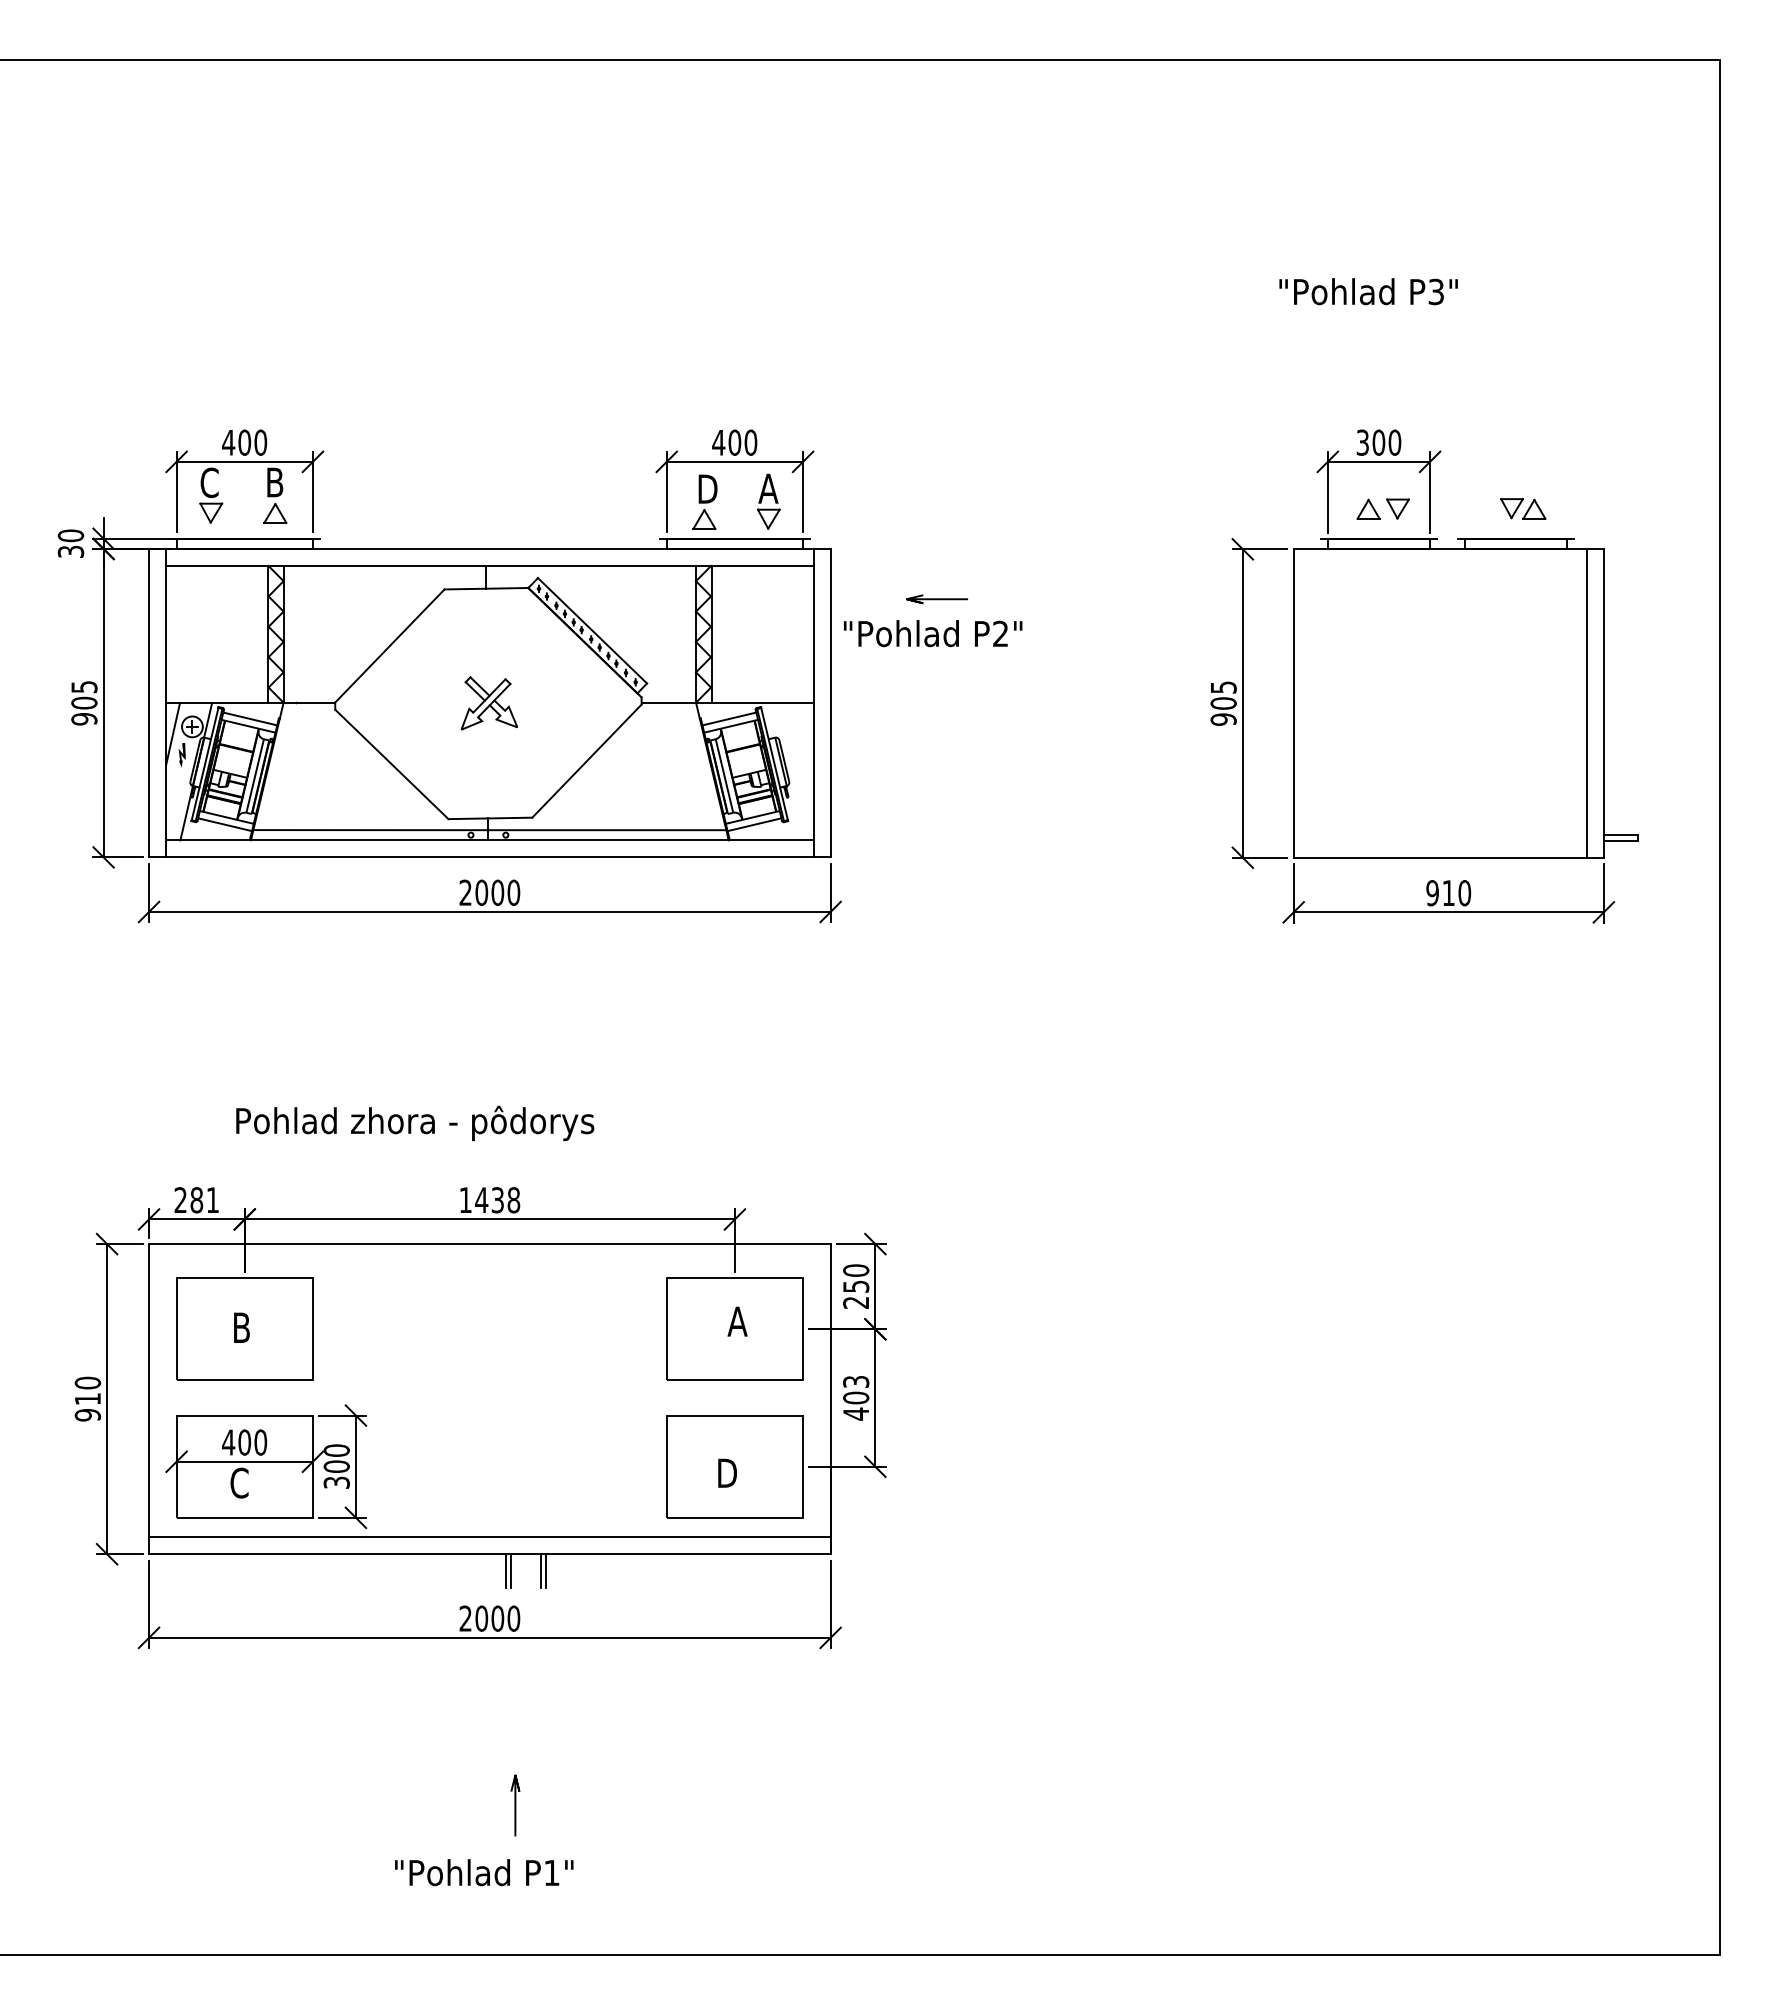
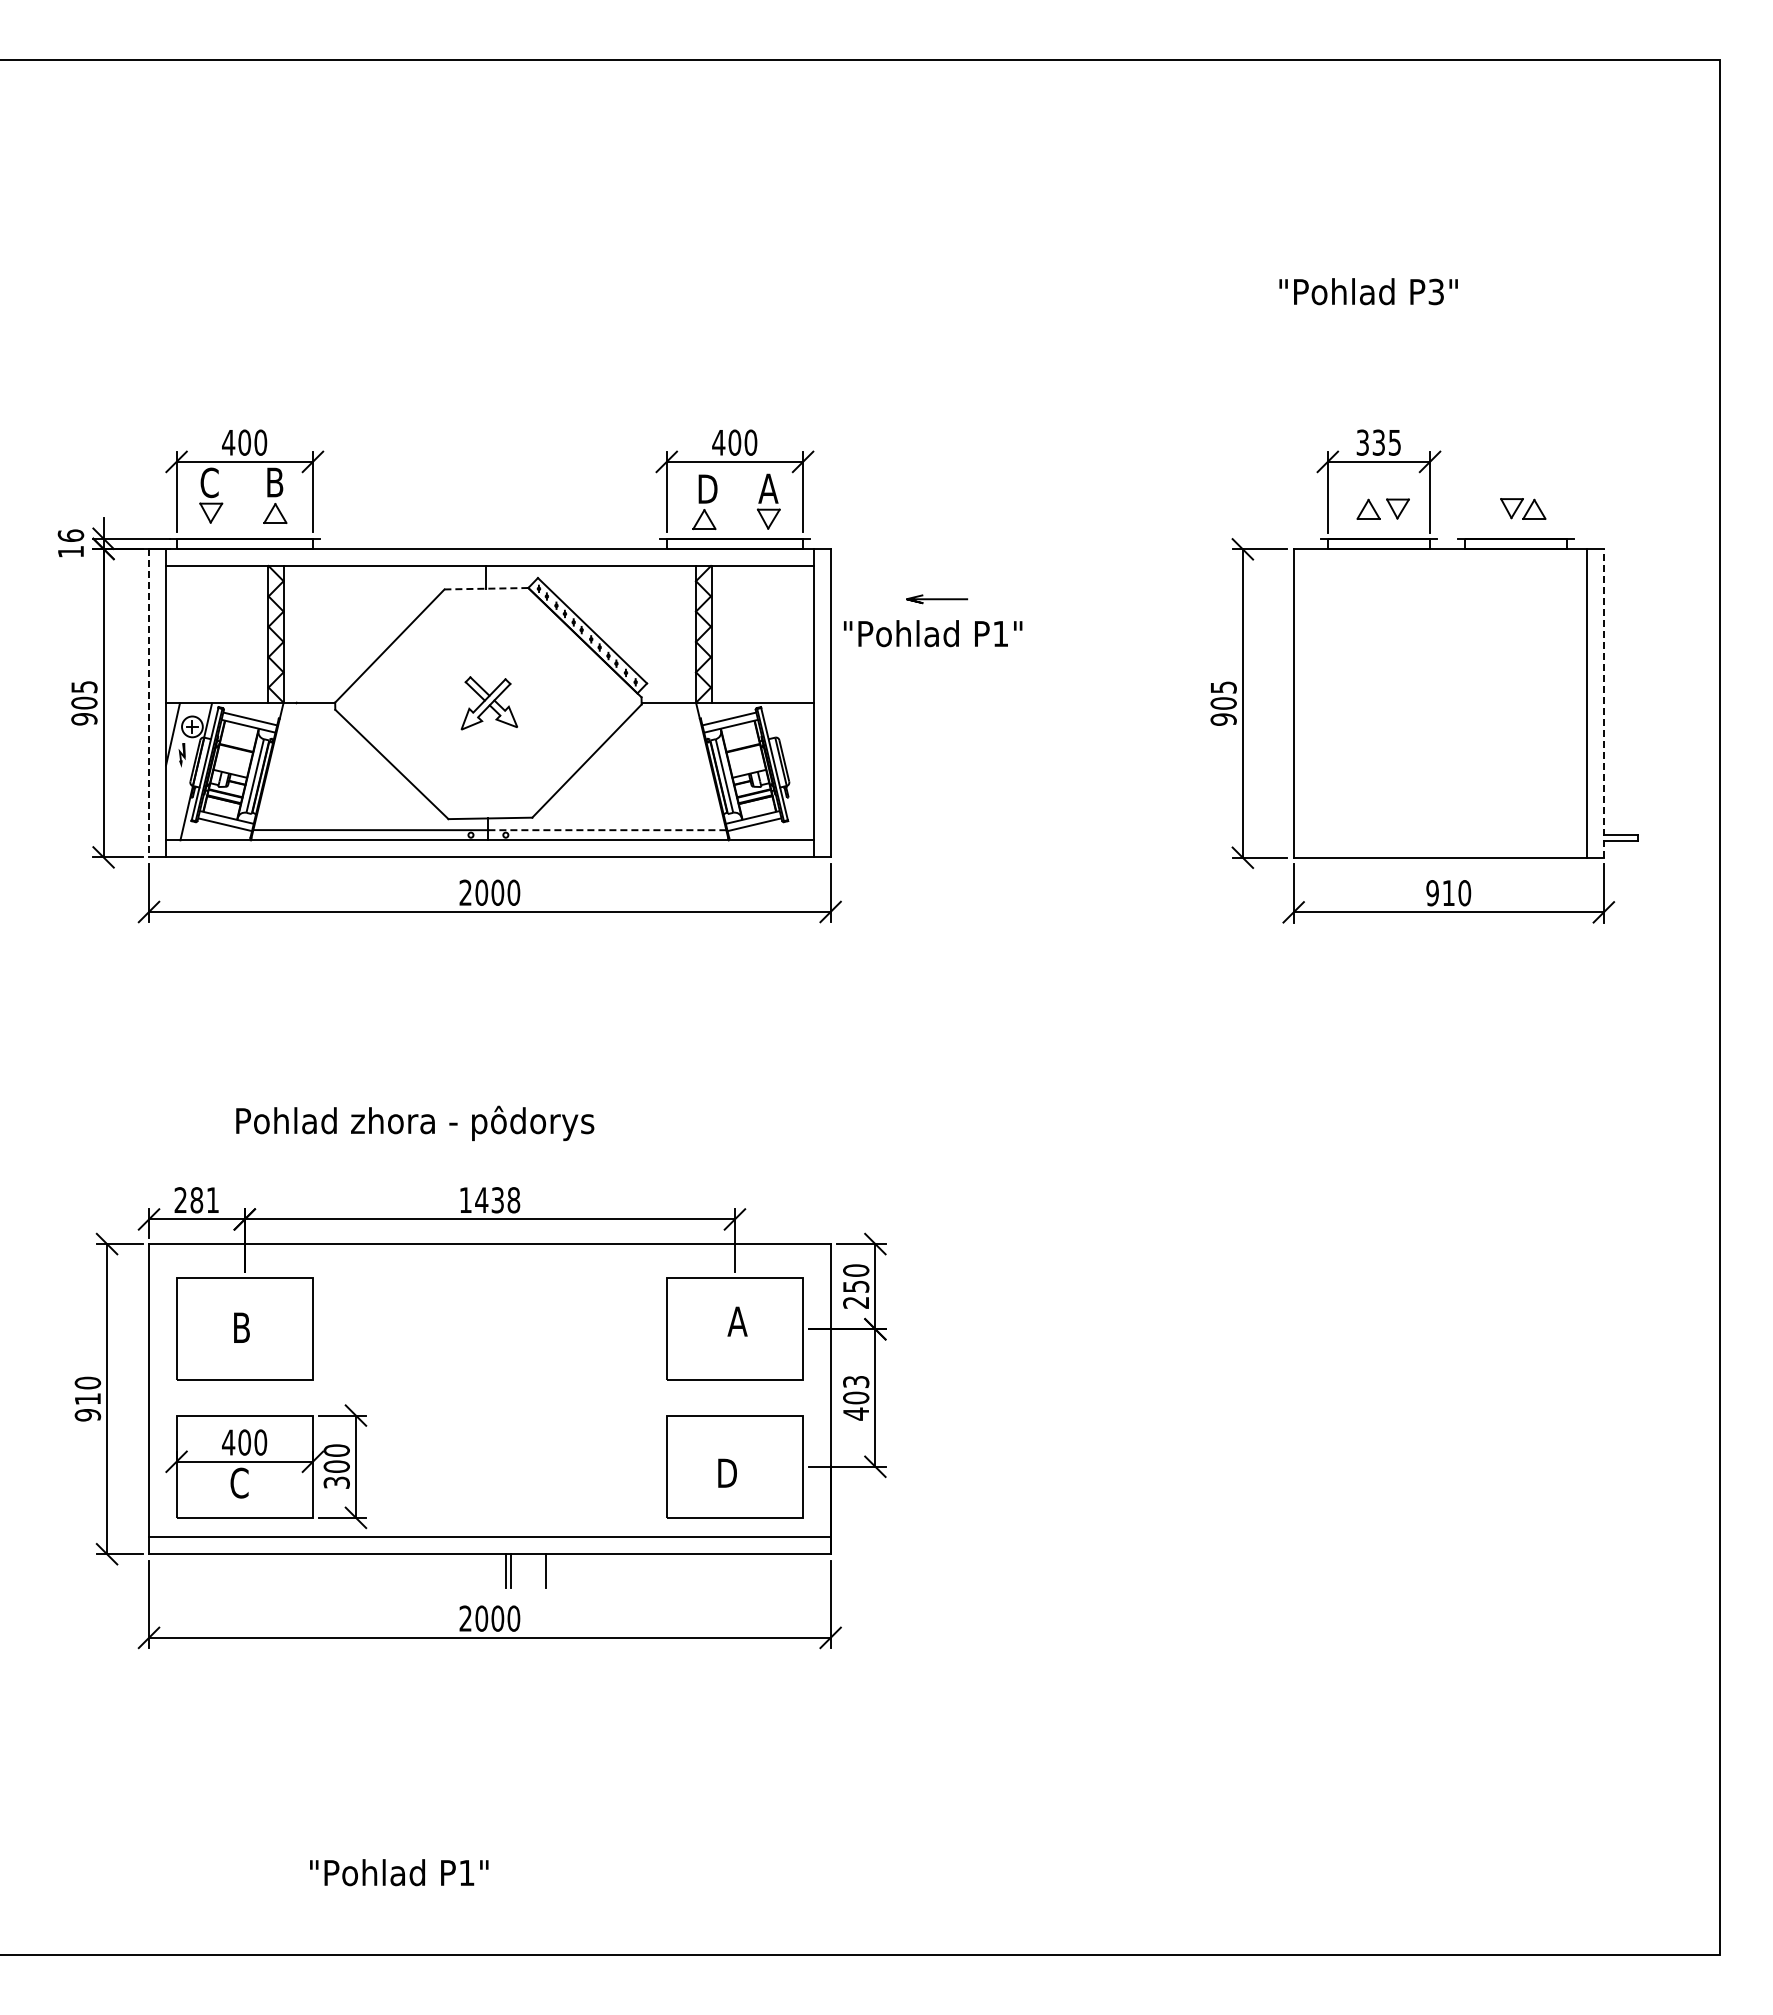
text: 300 -> 335 (1386, 442)
text: 30 -> 16 (70, 543)
line: solid -> dashed (486, 588)
text: P2" -> P1" (1000, 633)
line: solid -> dashed (149, 703)
line: solid -> dashed (1603, 703)
line: solid -> dashed (607, 830)
line: present -> none (540, 1571)
line: present -> none (515, 1805)
text position: (484, 1872) -> (399, 1872) (399, 1872)
